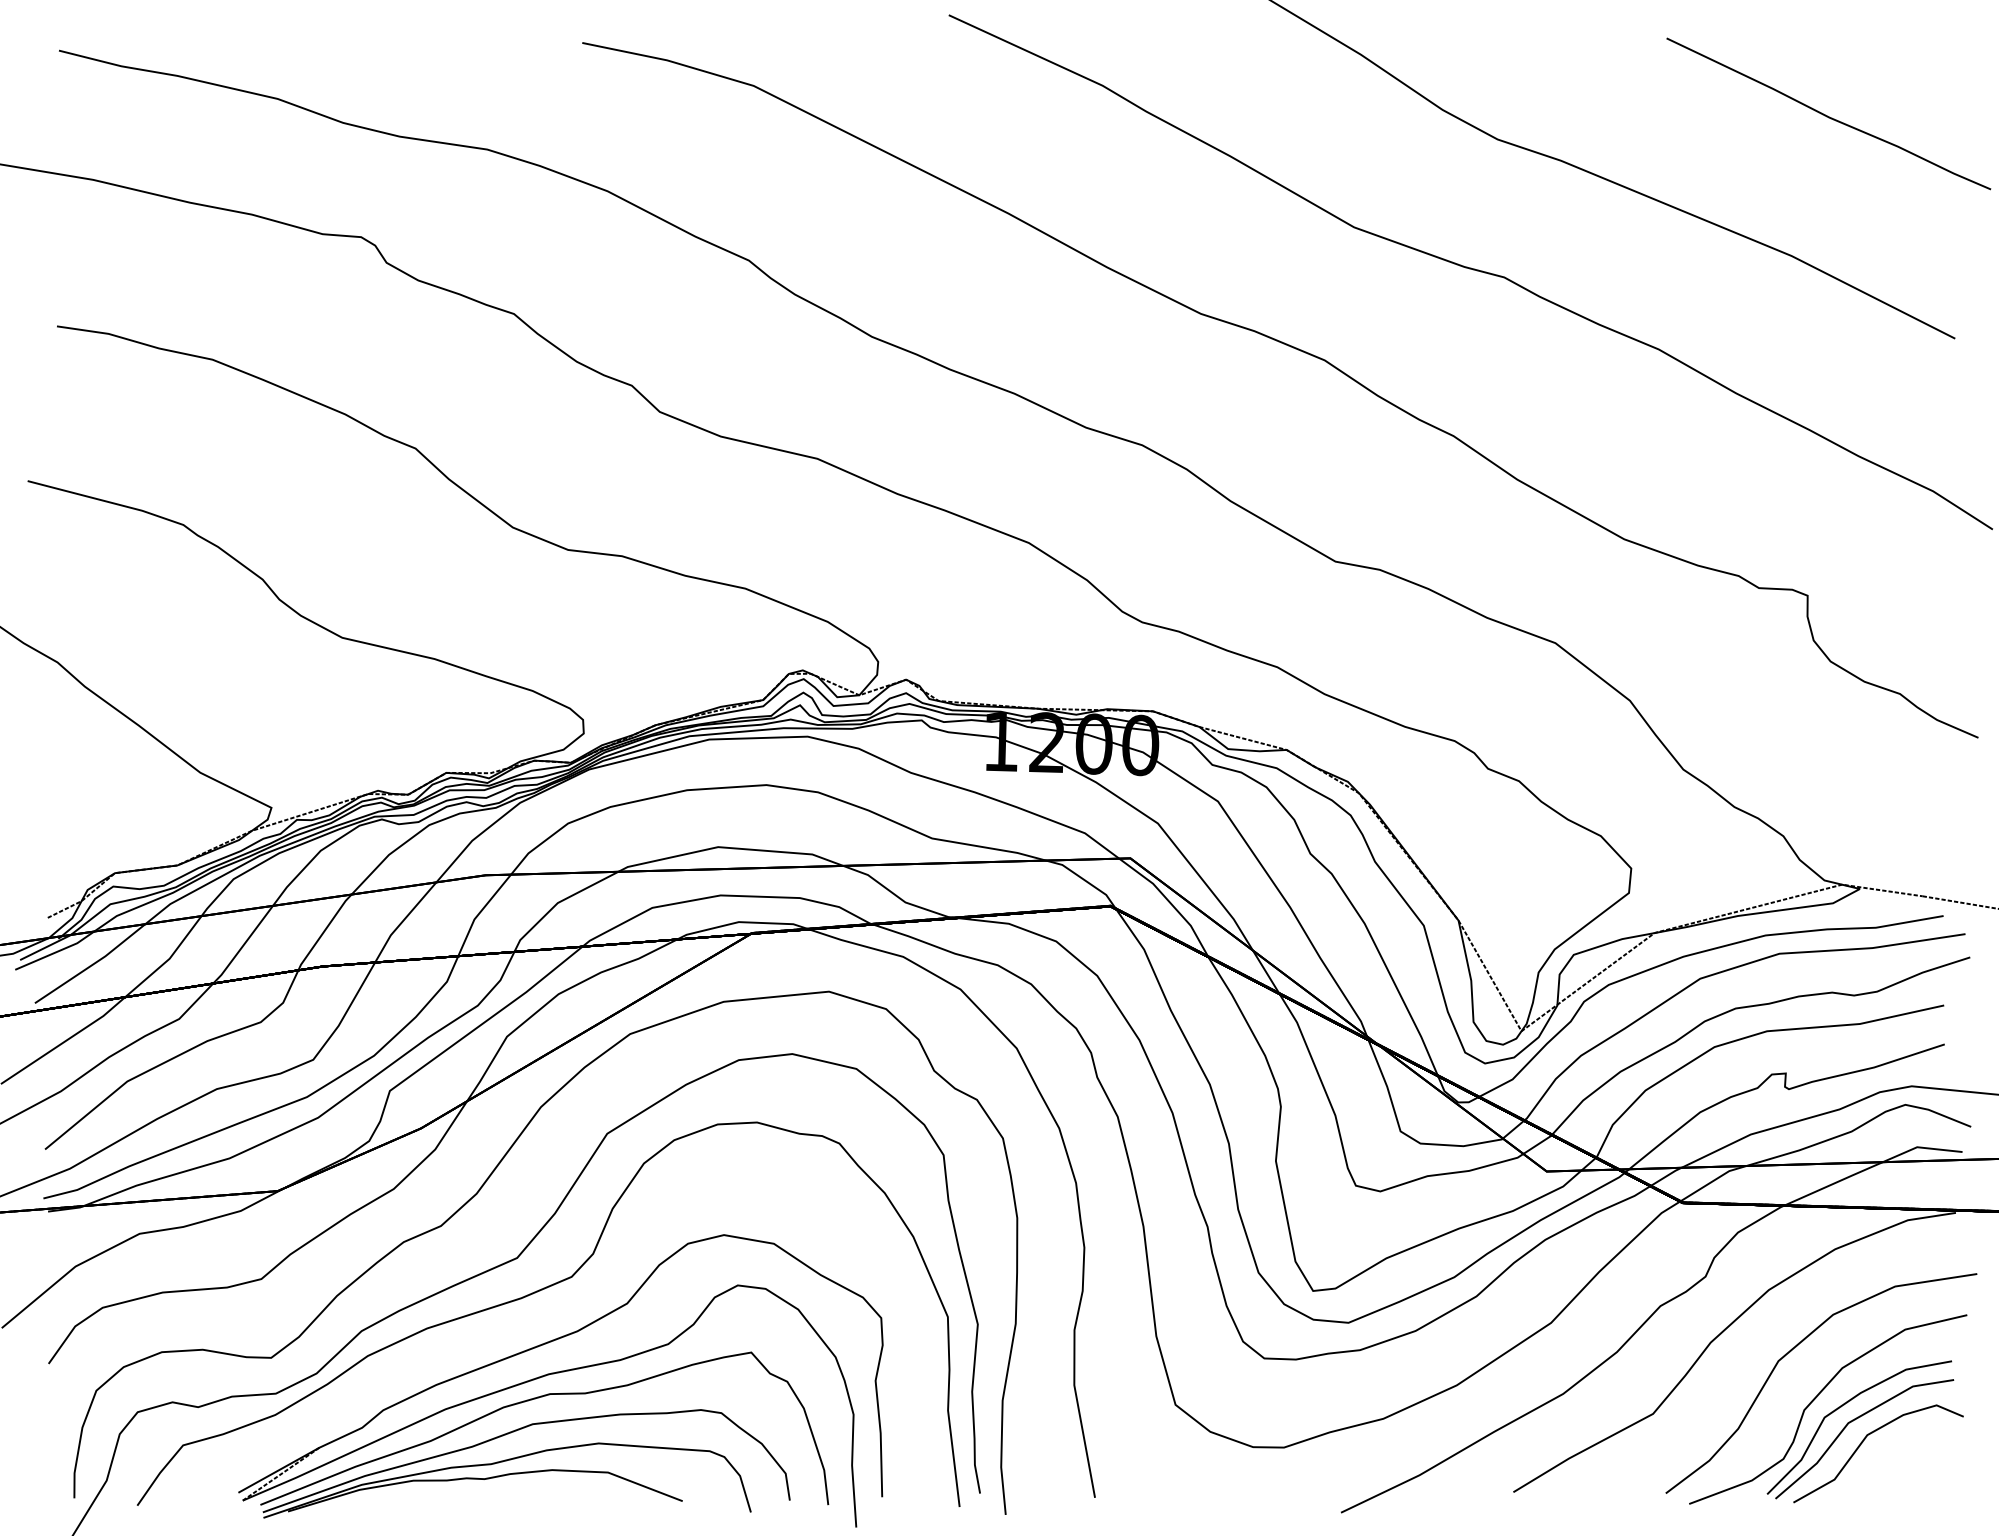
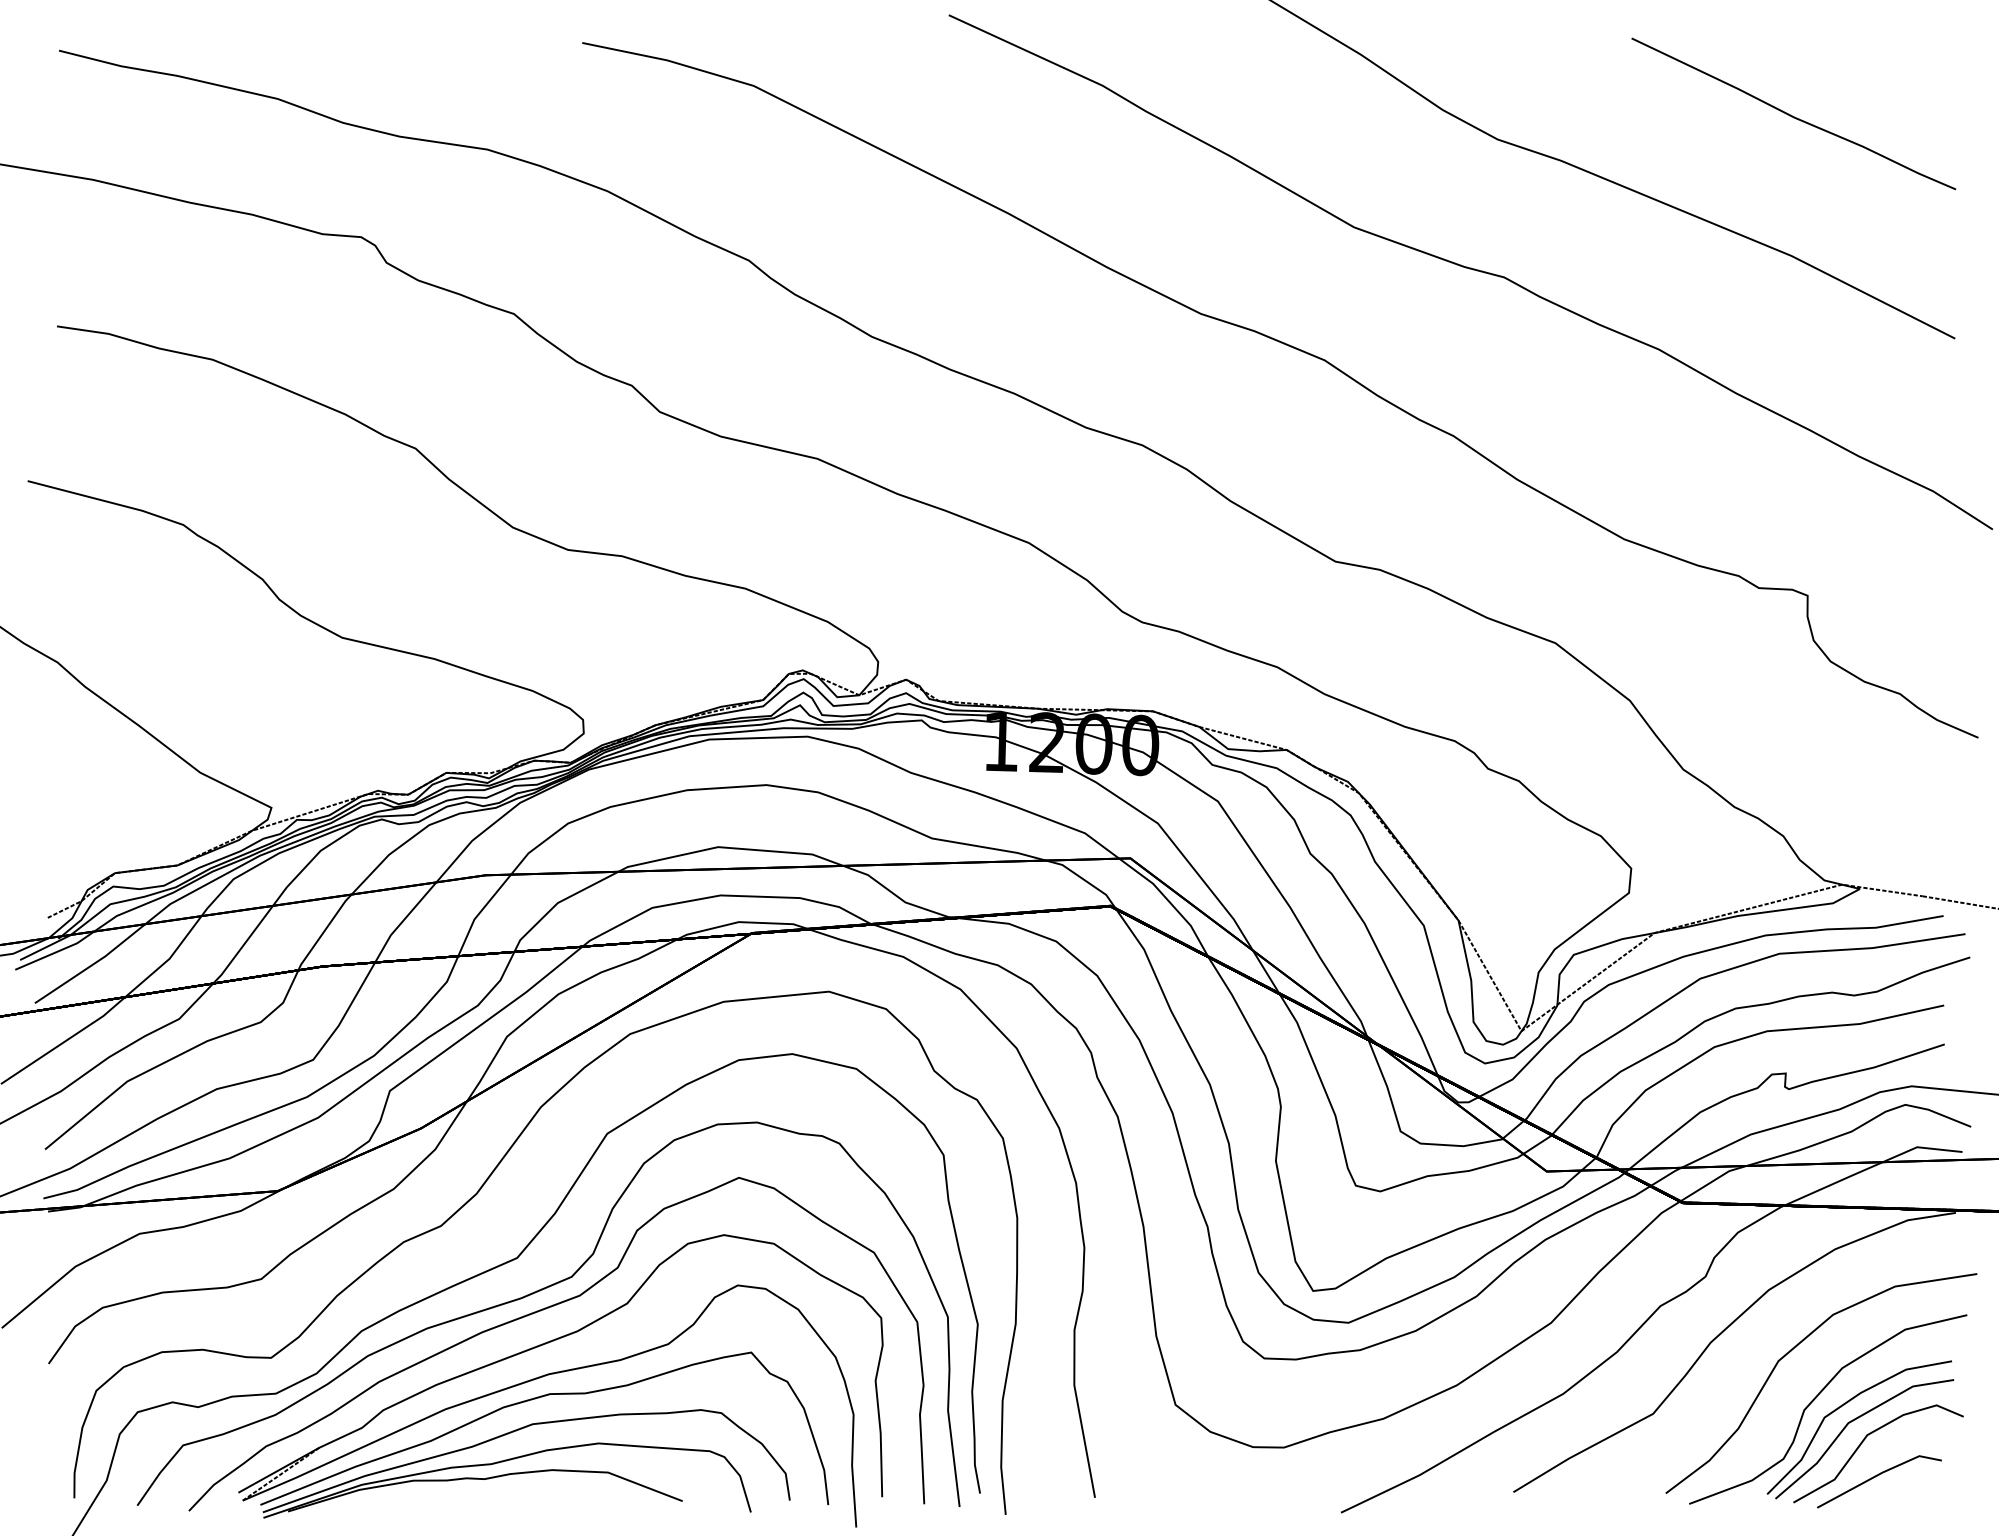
curve position: (1827, 115) -> (1792, 115) (1792, 115)
curve: none -> present (546, 1309)
line: none -> present (1877, 1476)
